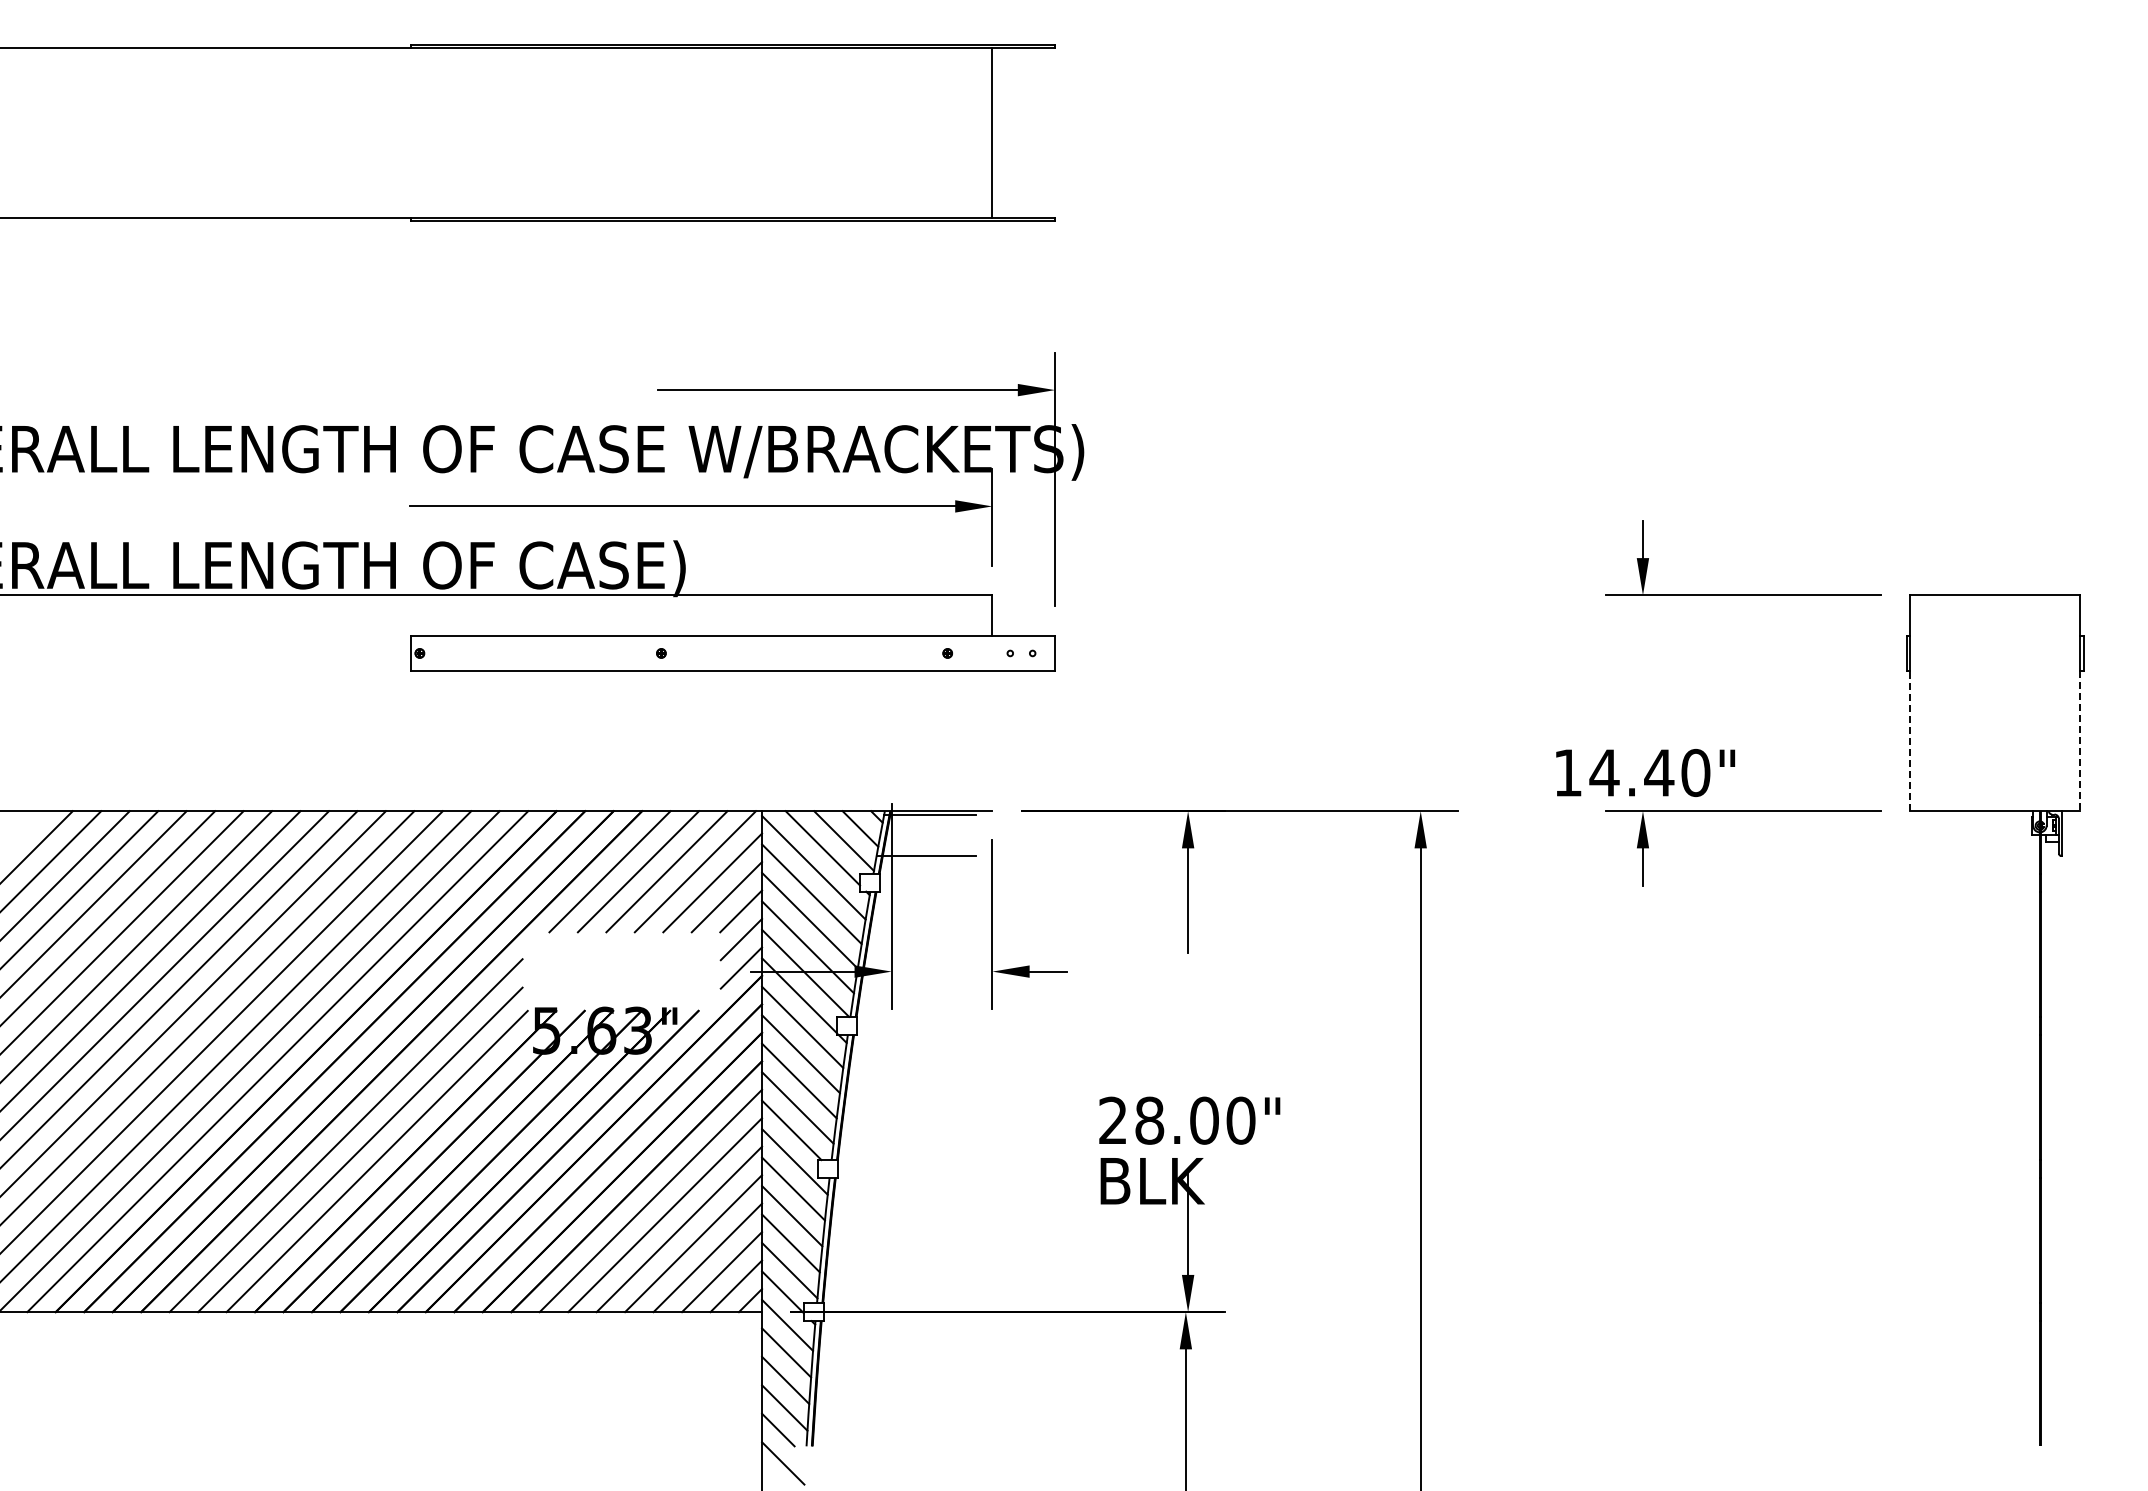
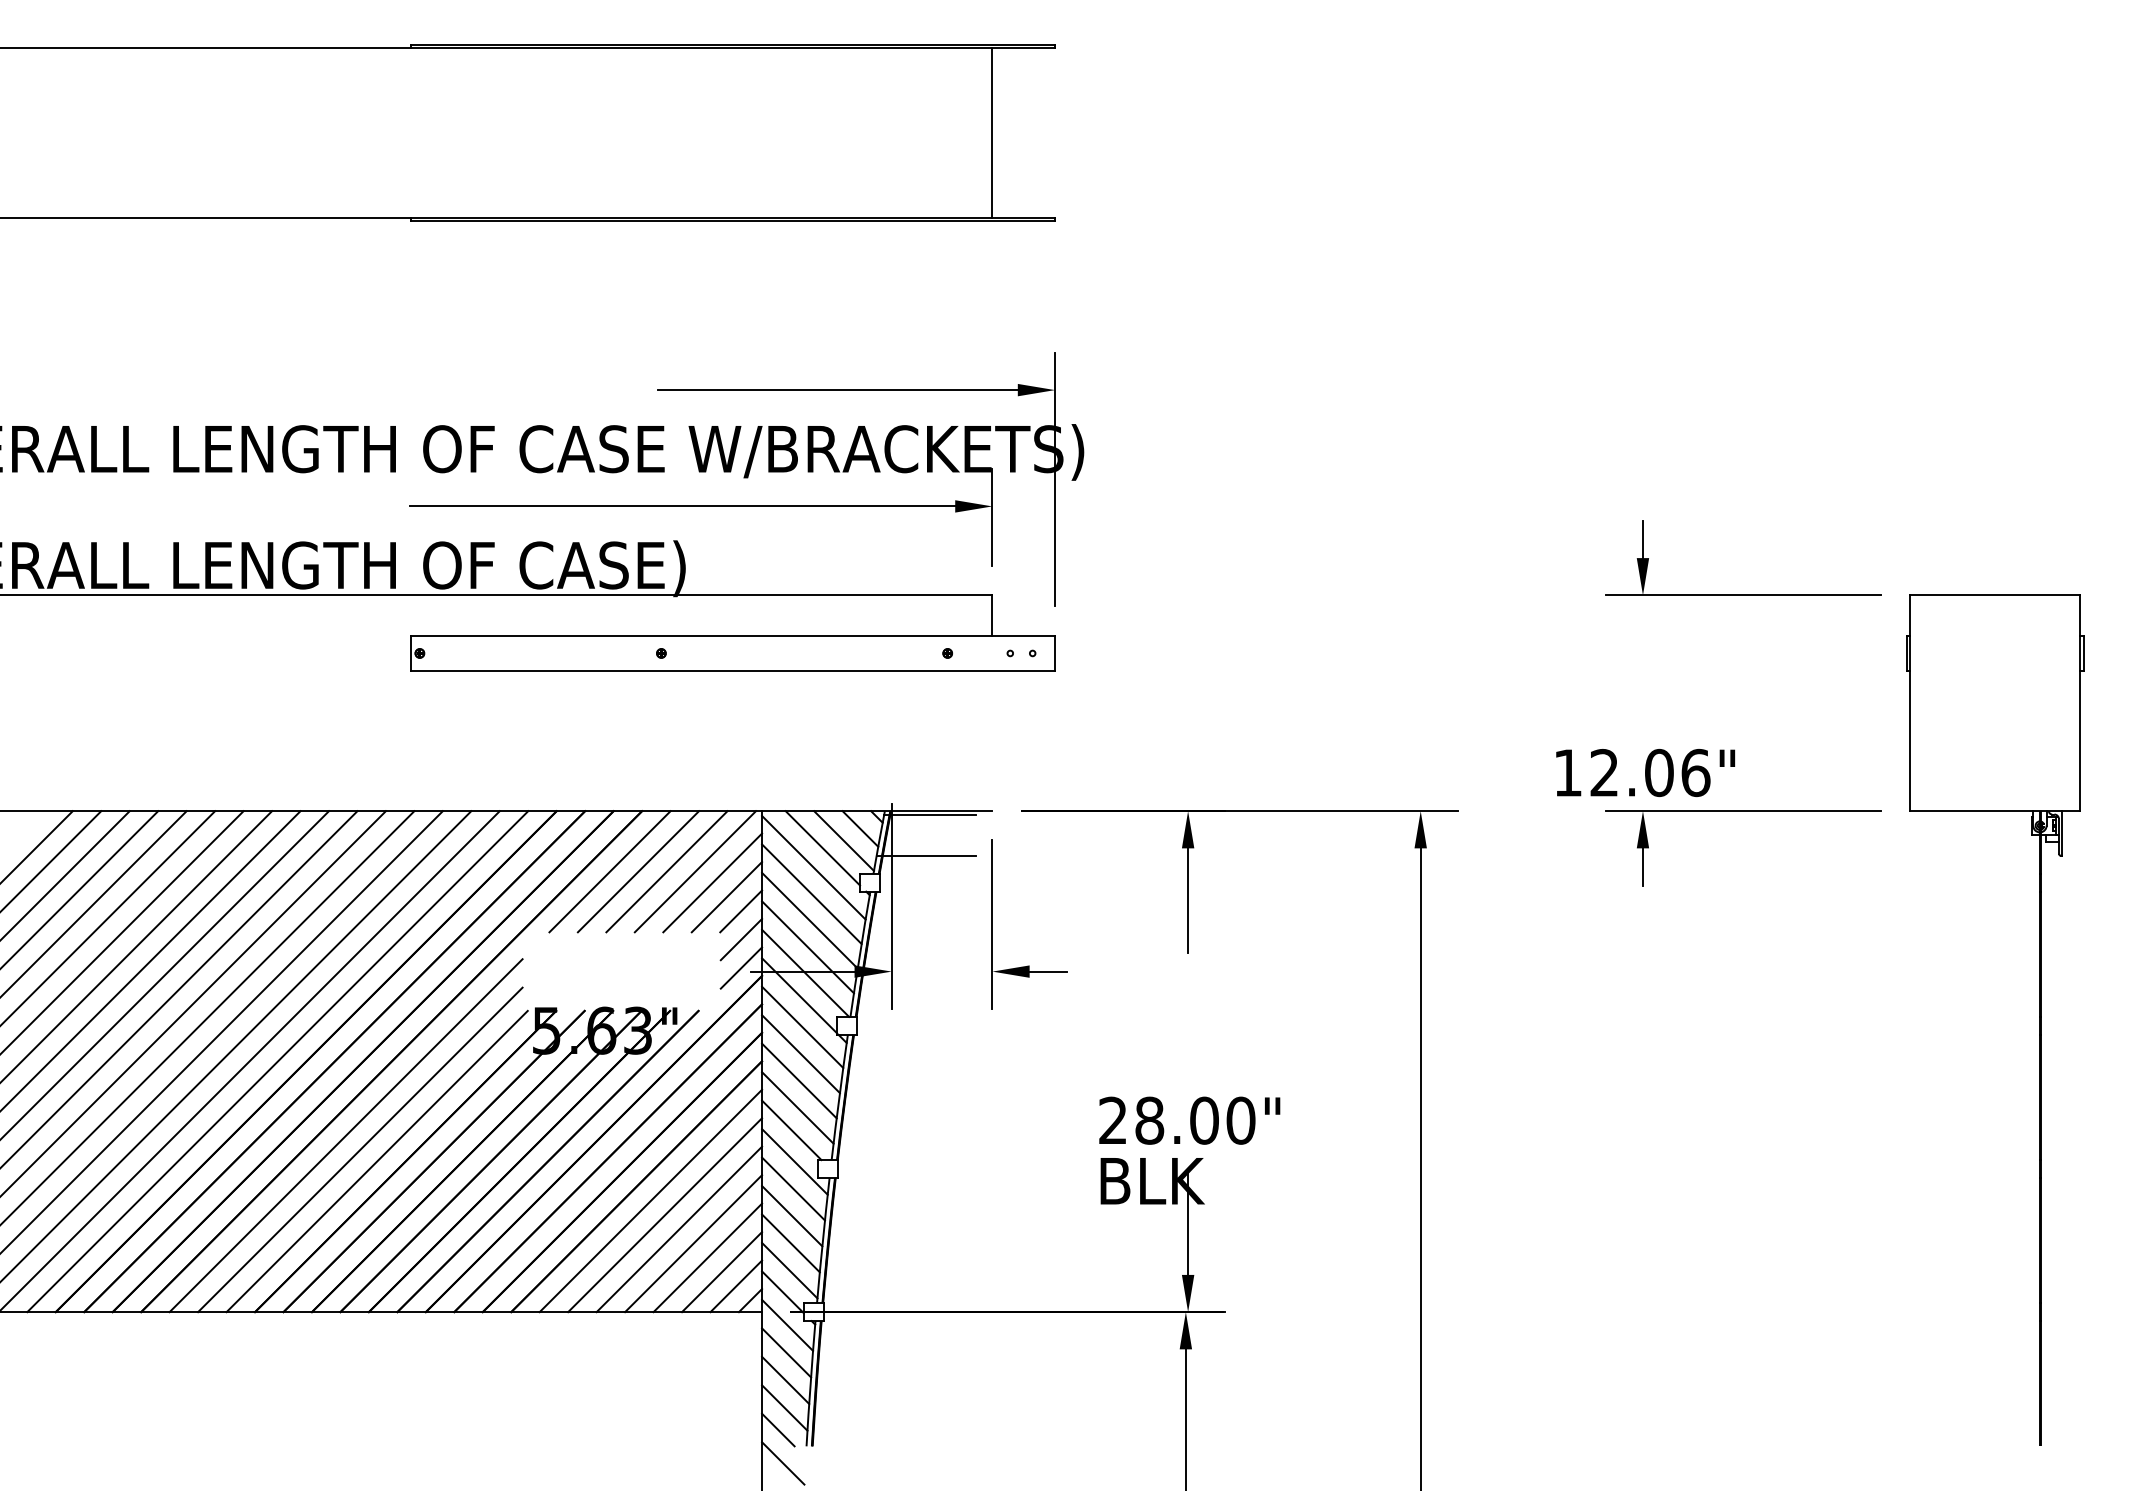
line: dashed -> solid (1910, 741)
line: dashed -> solid (2080, 741)
text: 14.40" -> 12.06" (1649, 772)
